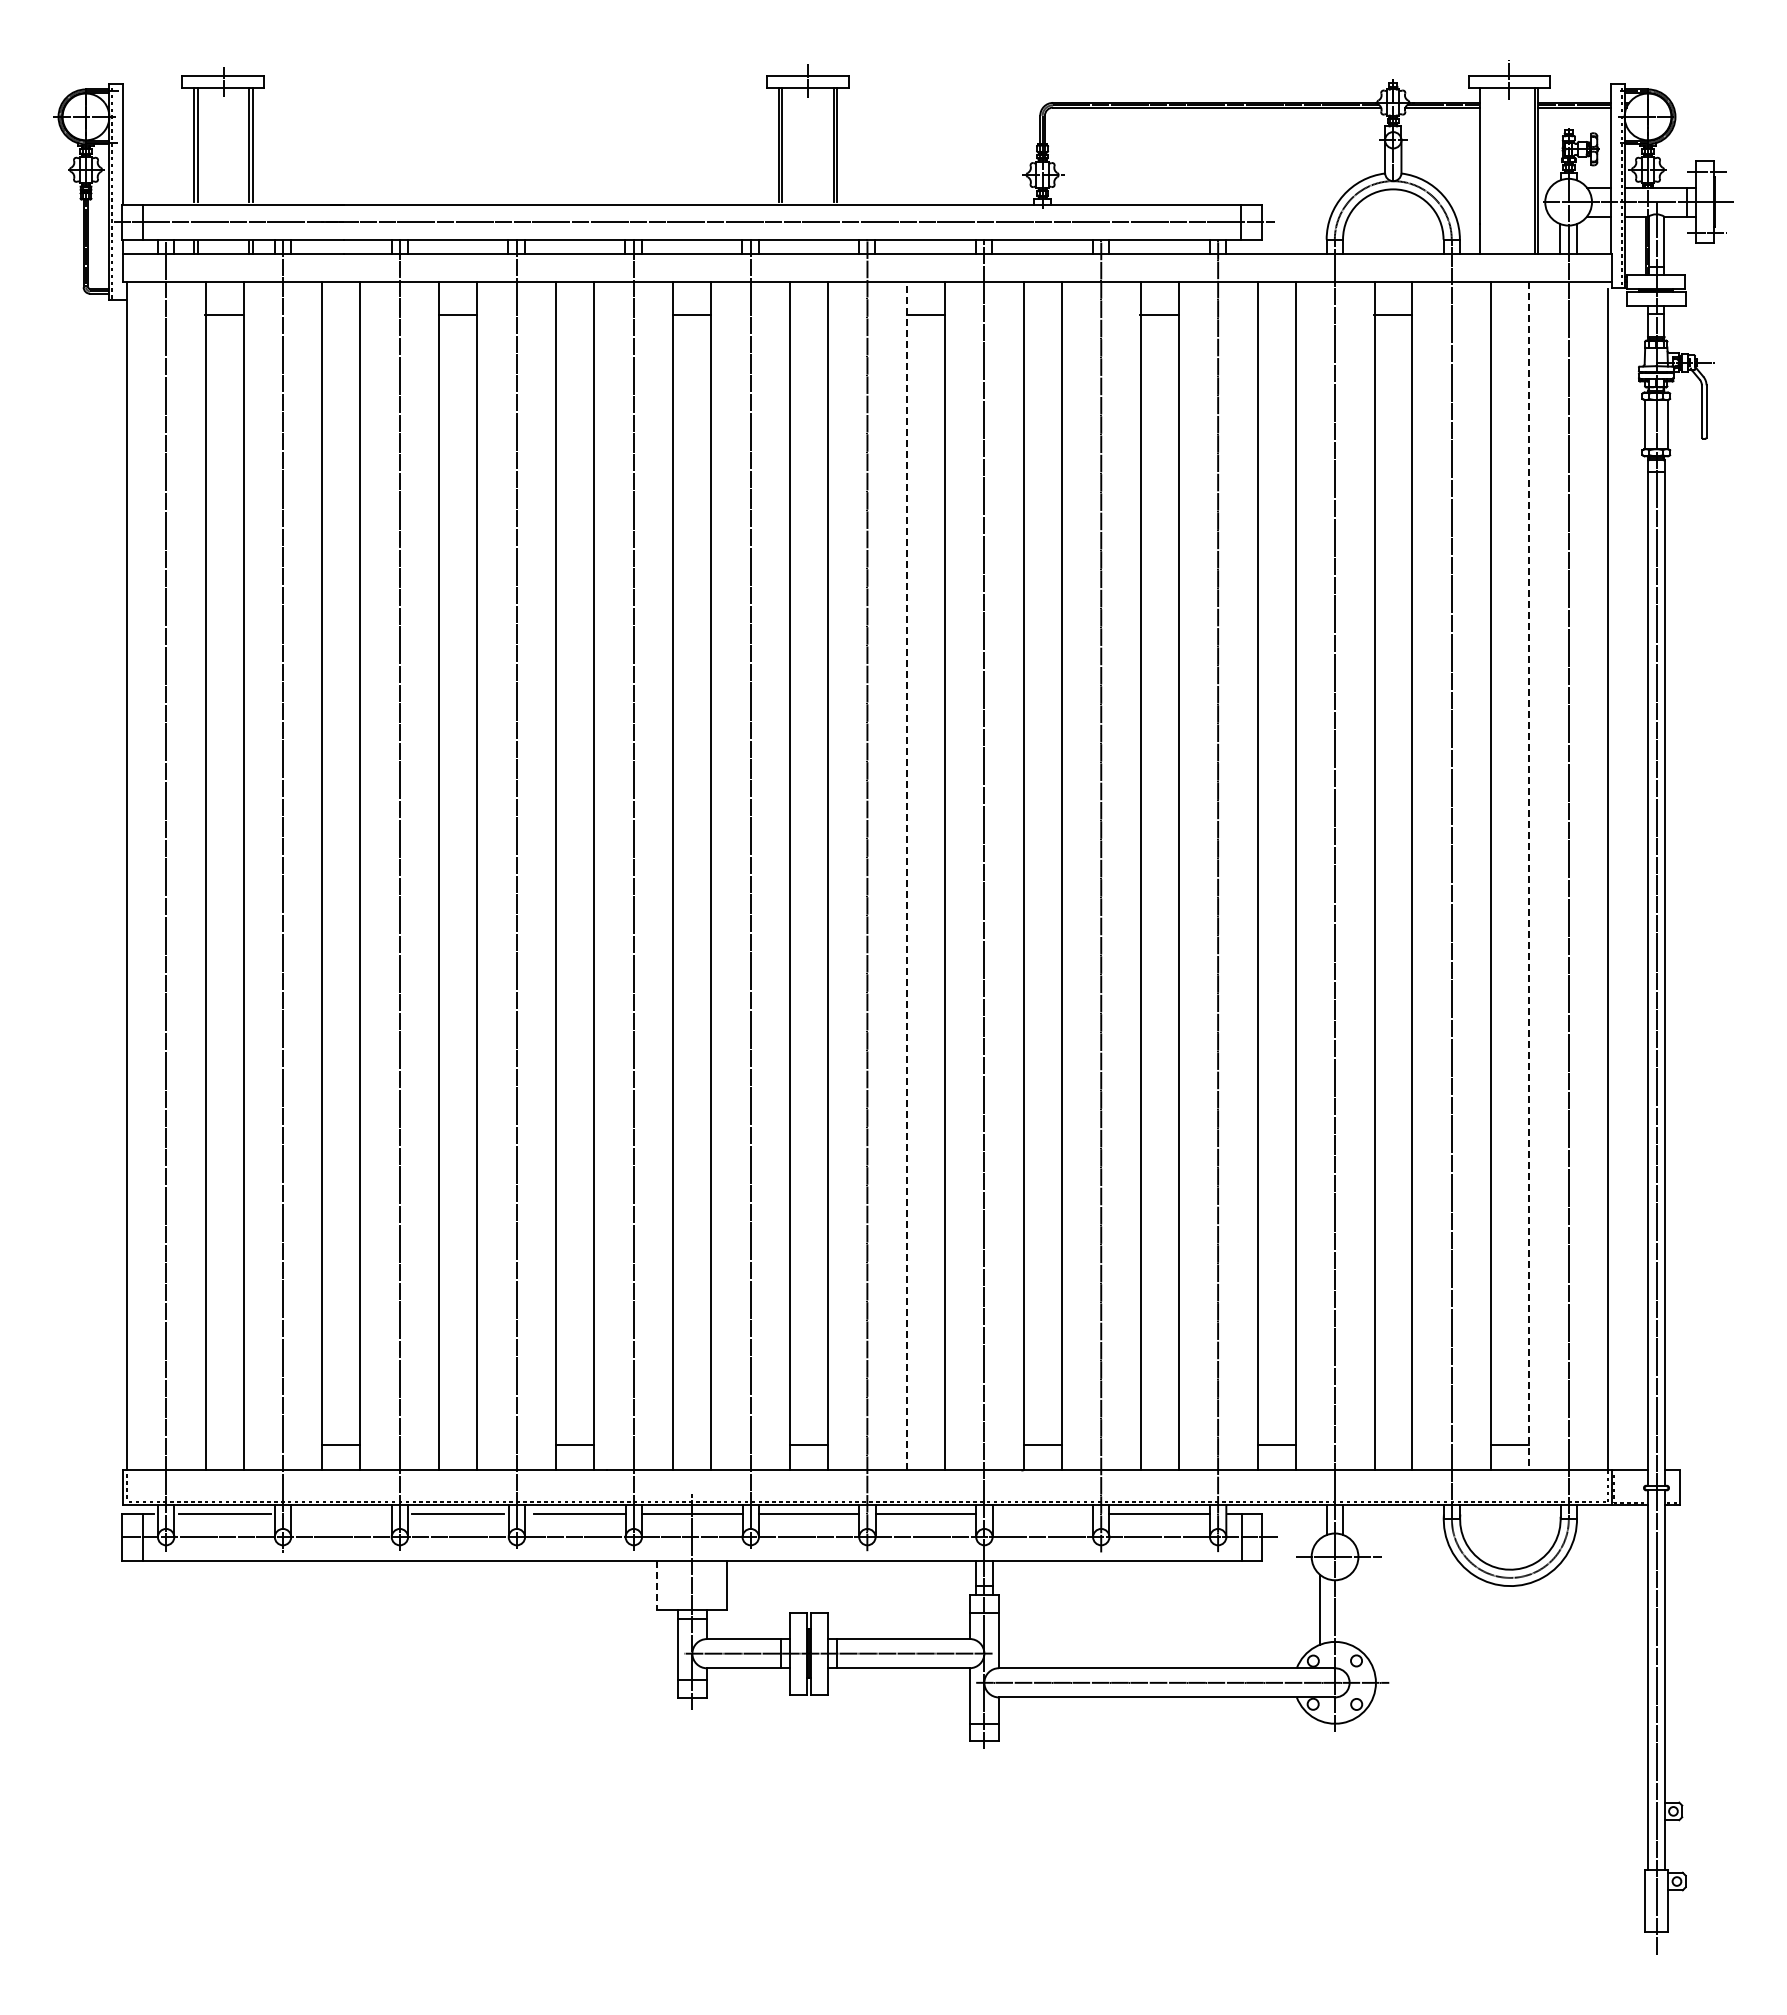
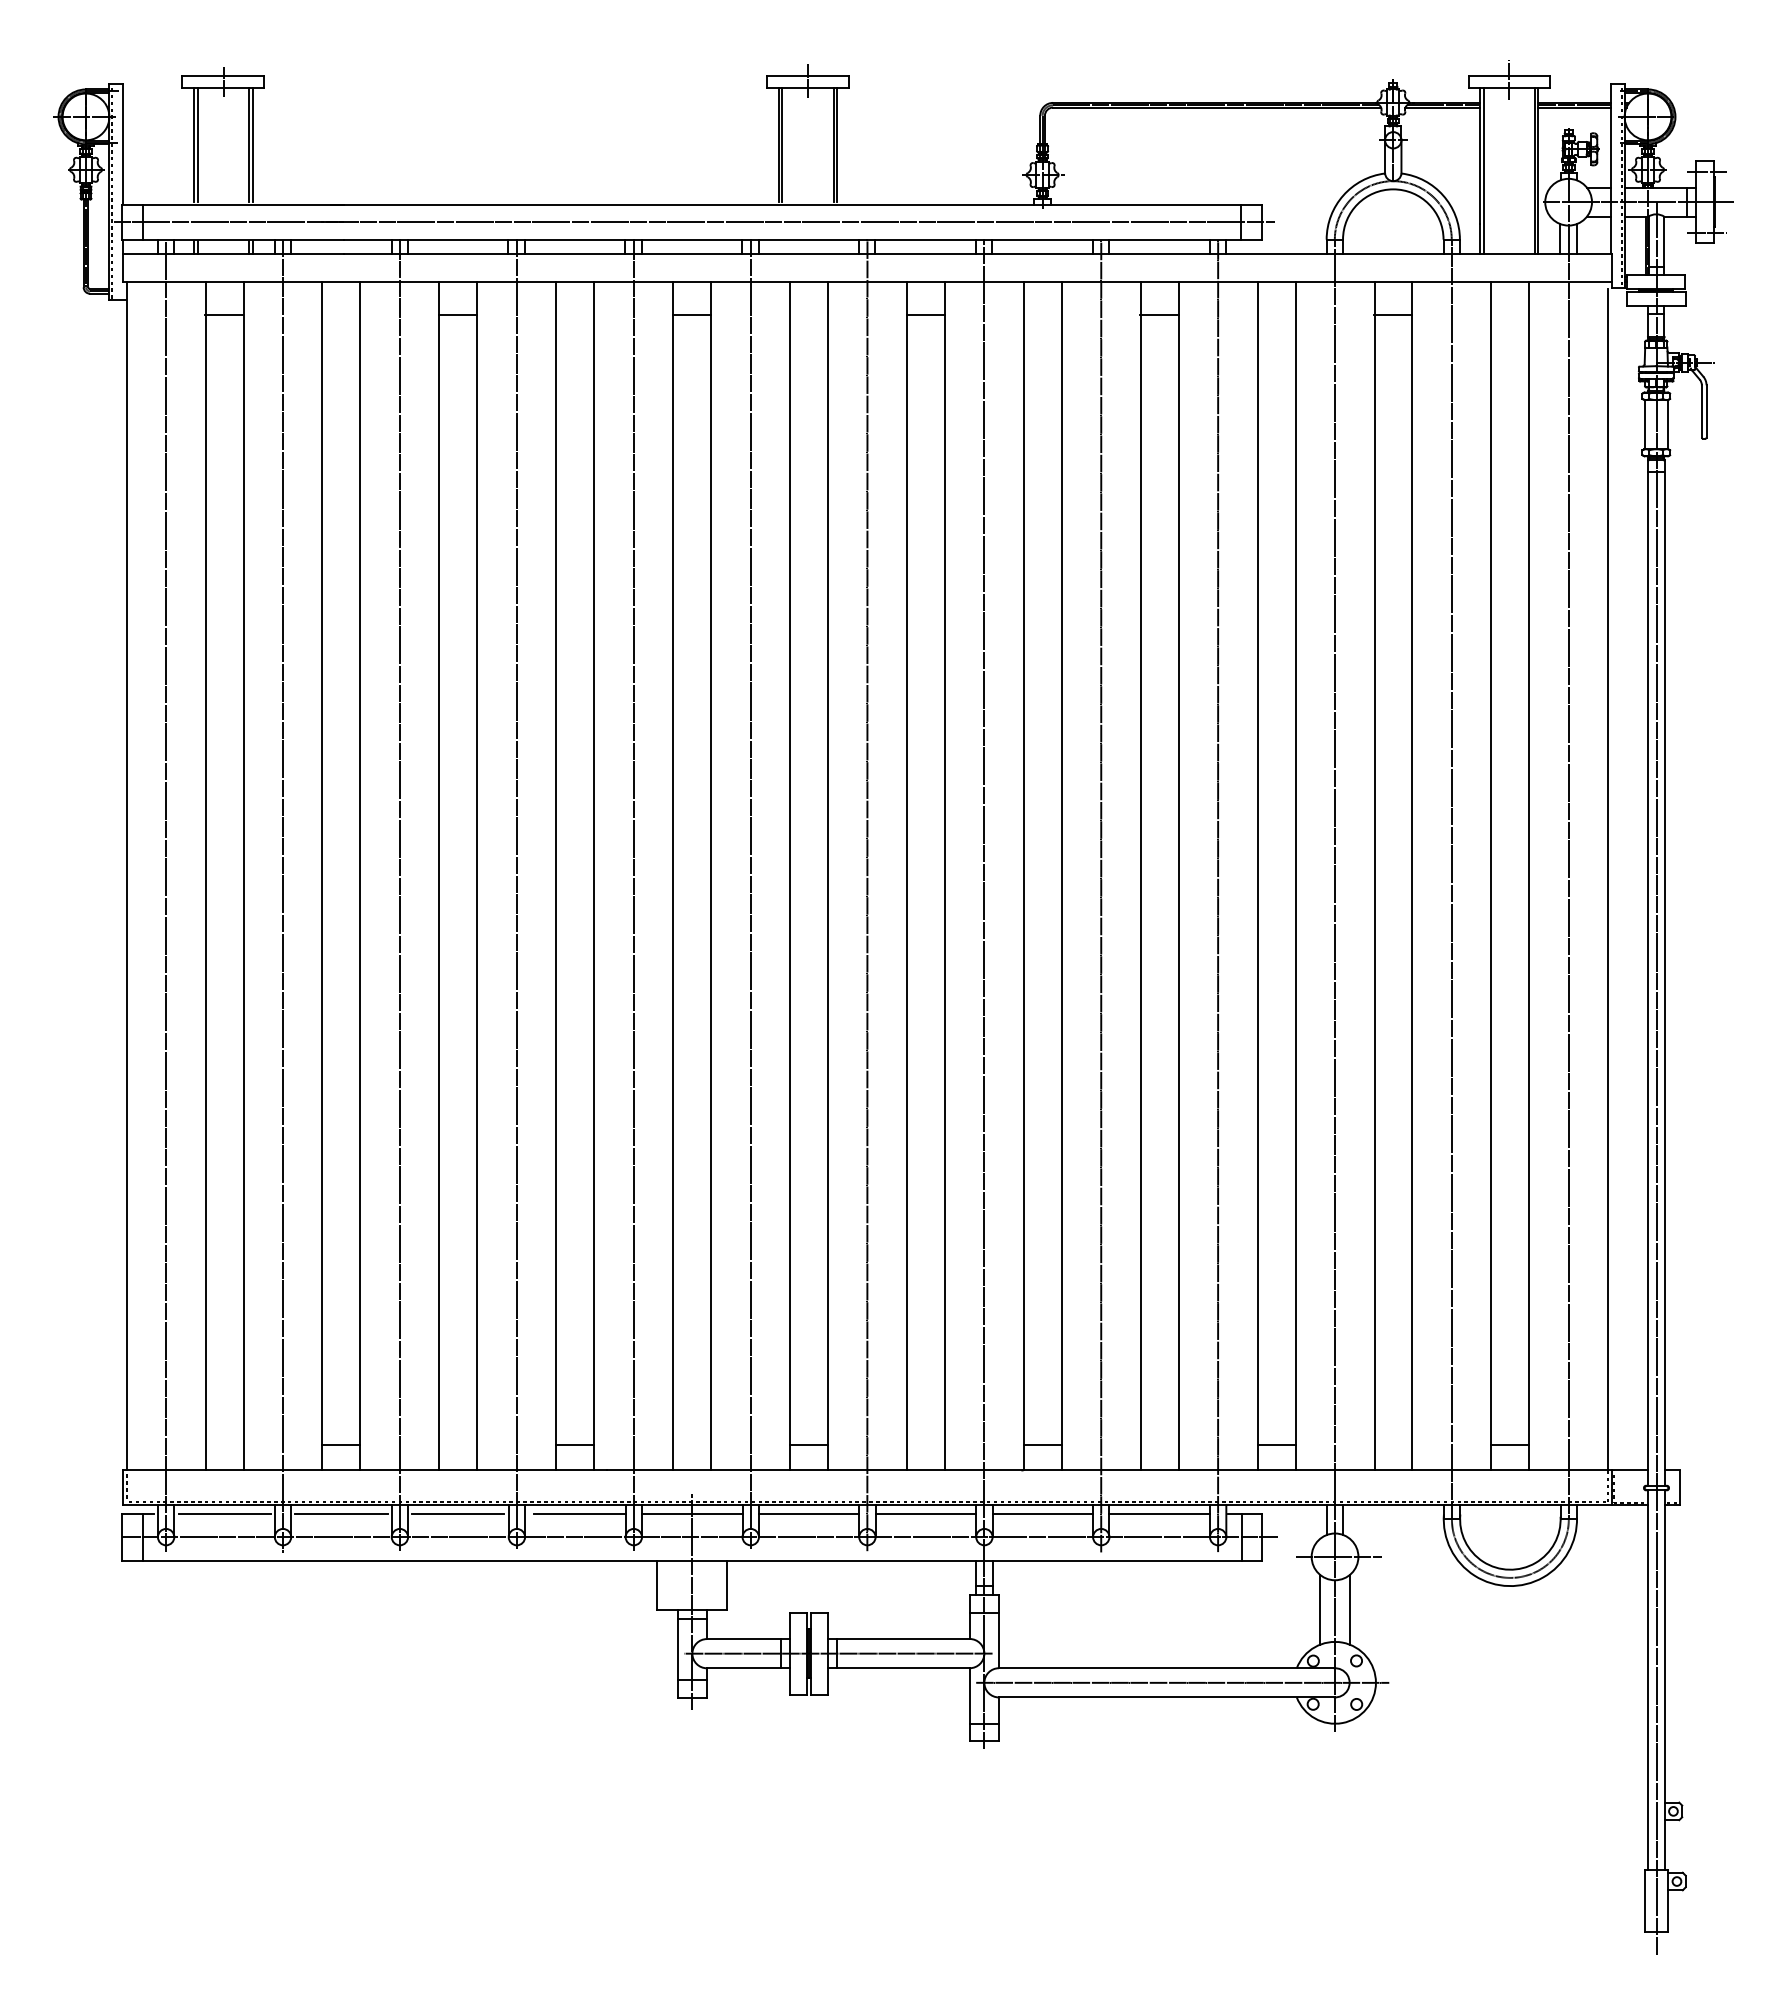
line: none -> present (1483, 170)
line: dashed -> solid (906, 875)
line: dashed -> solid (1529, 876)
line: none -> present (341, 1513)
line: none -> present (1042, 1513)
line: dashed -> solid (657, 1585)
line: none -> present (1349, 1609)
